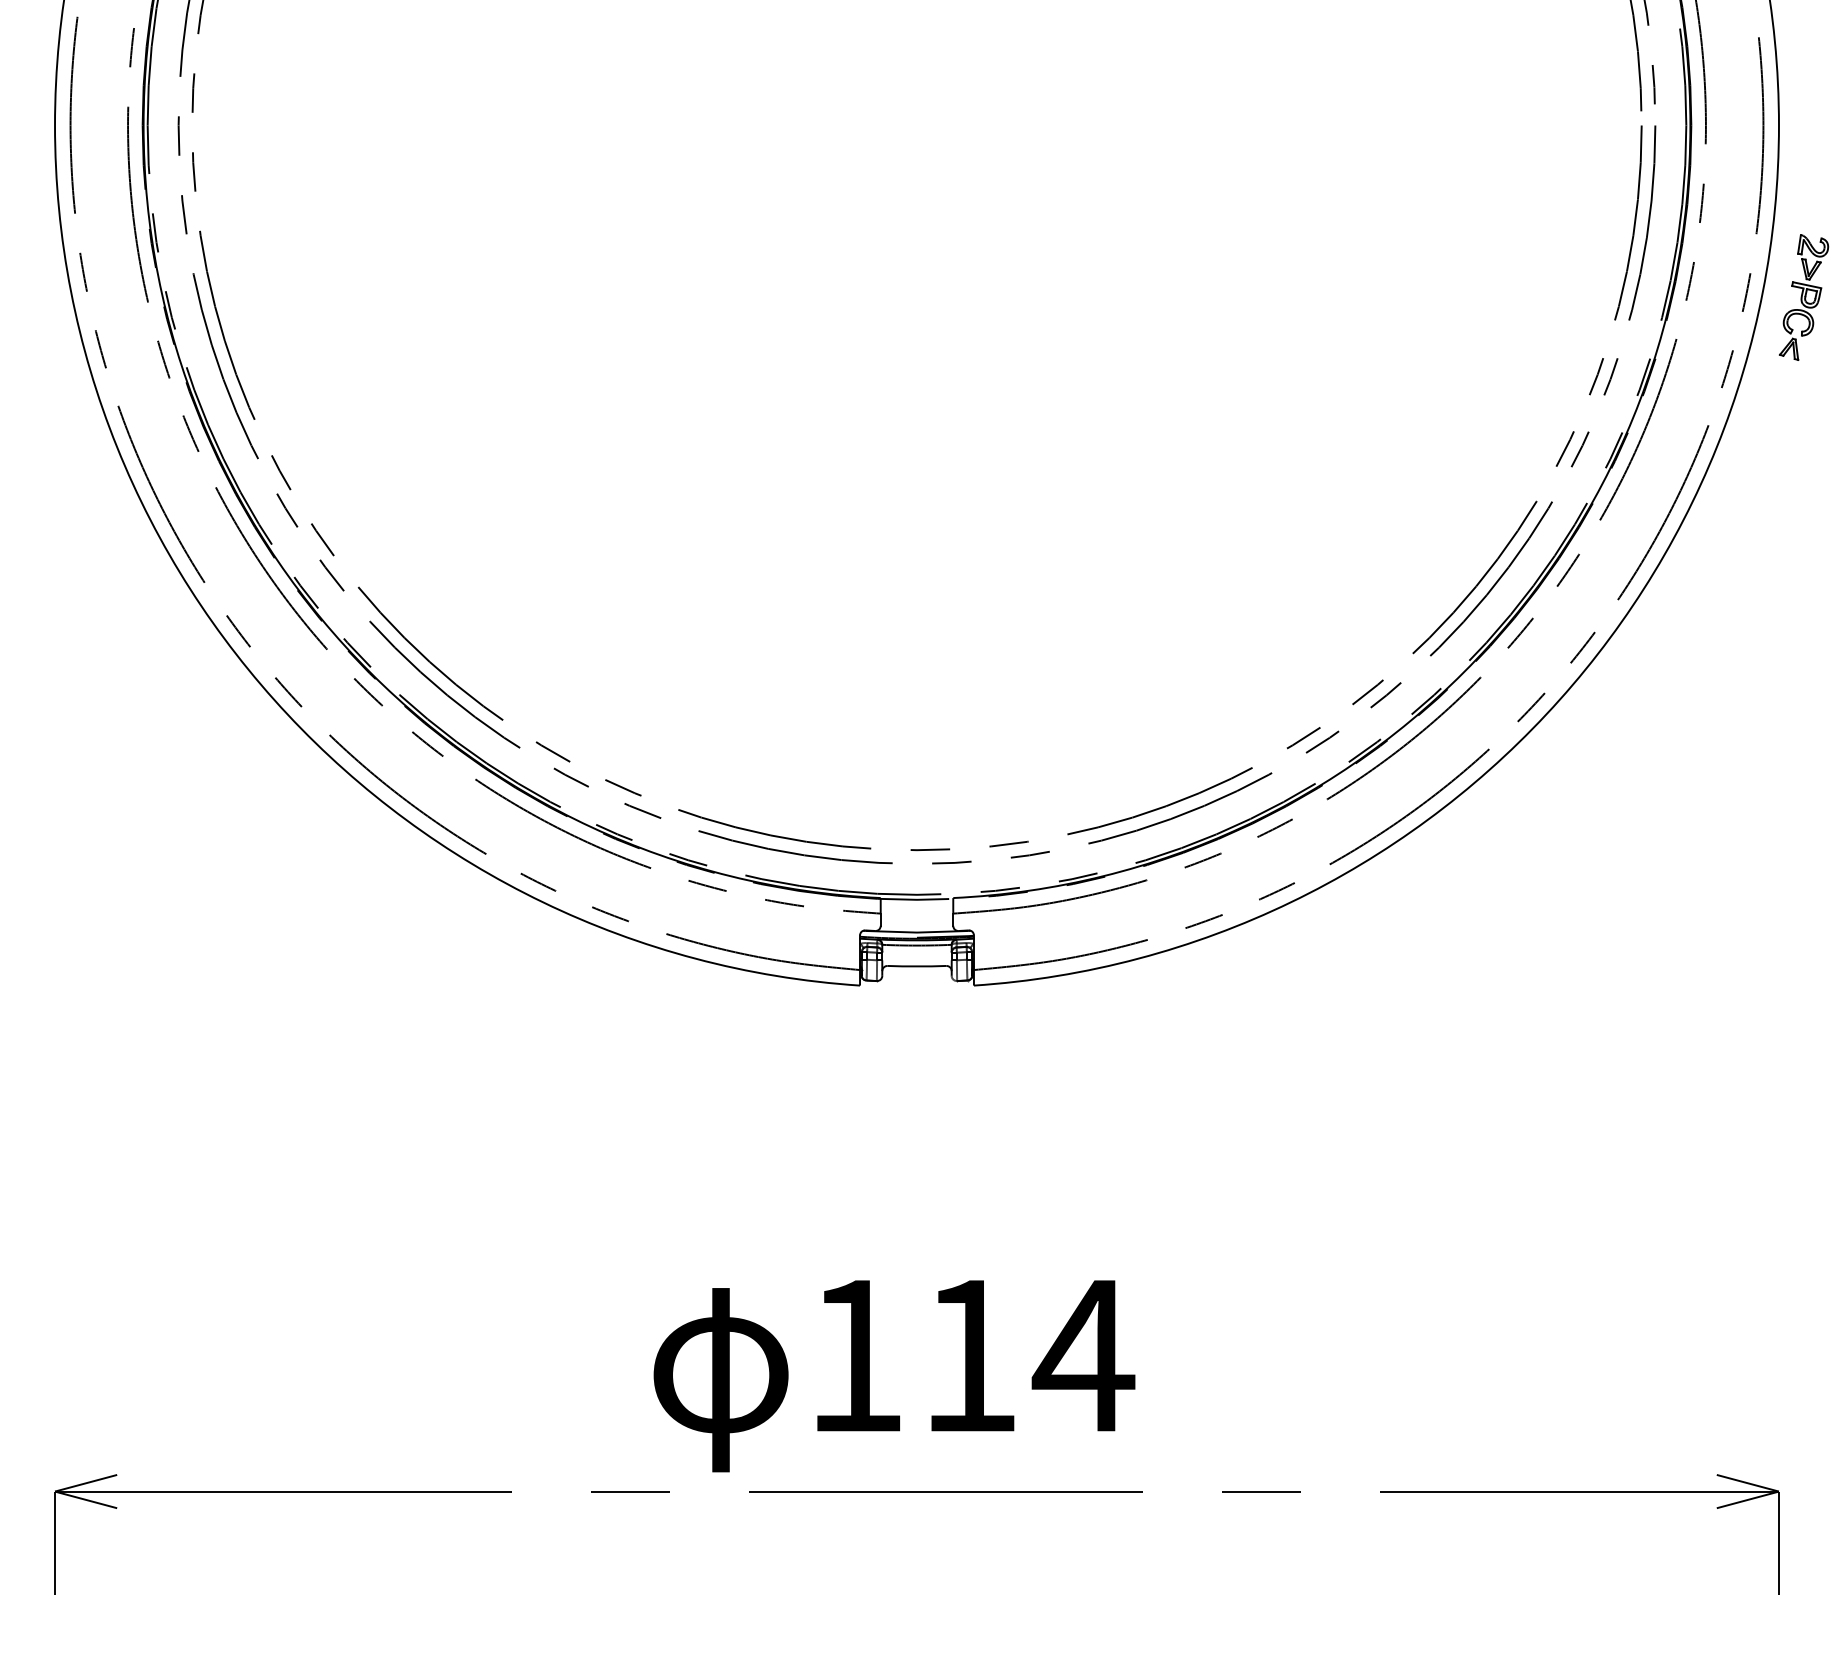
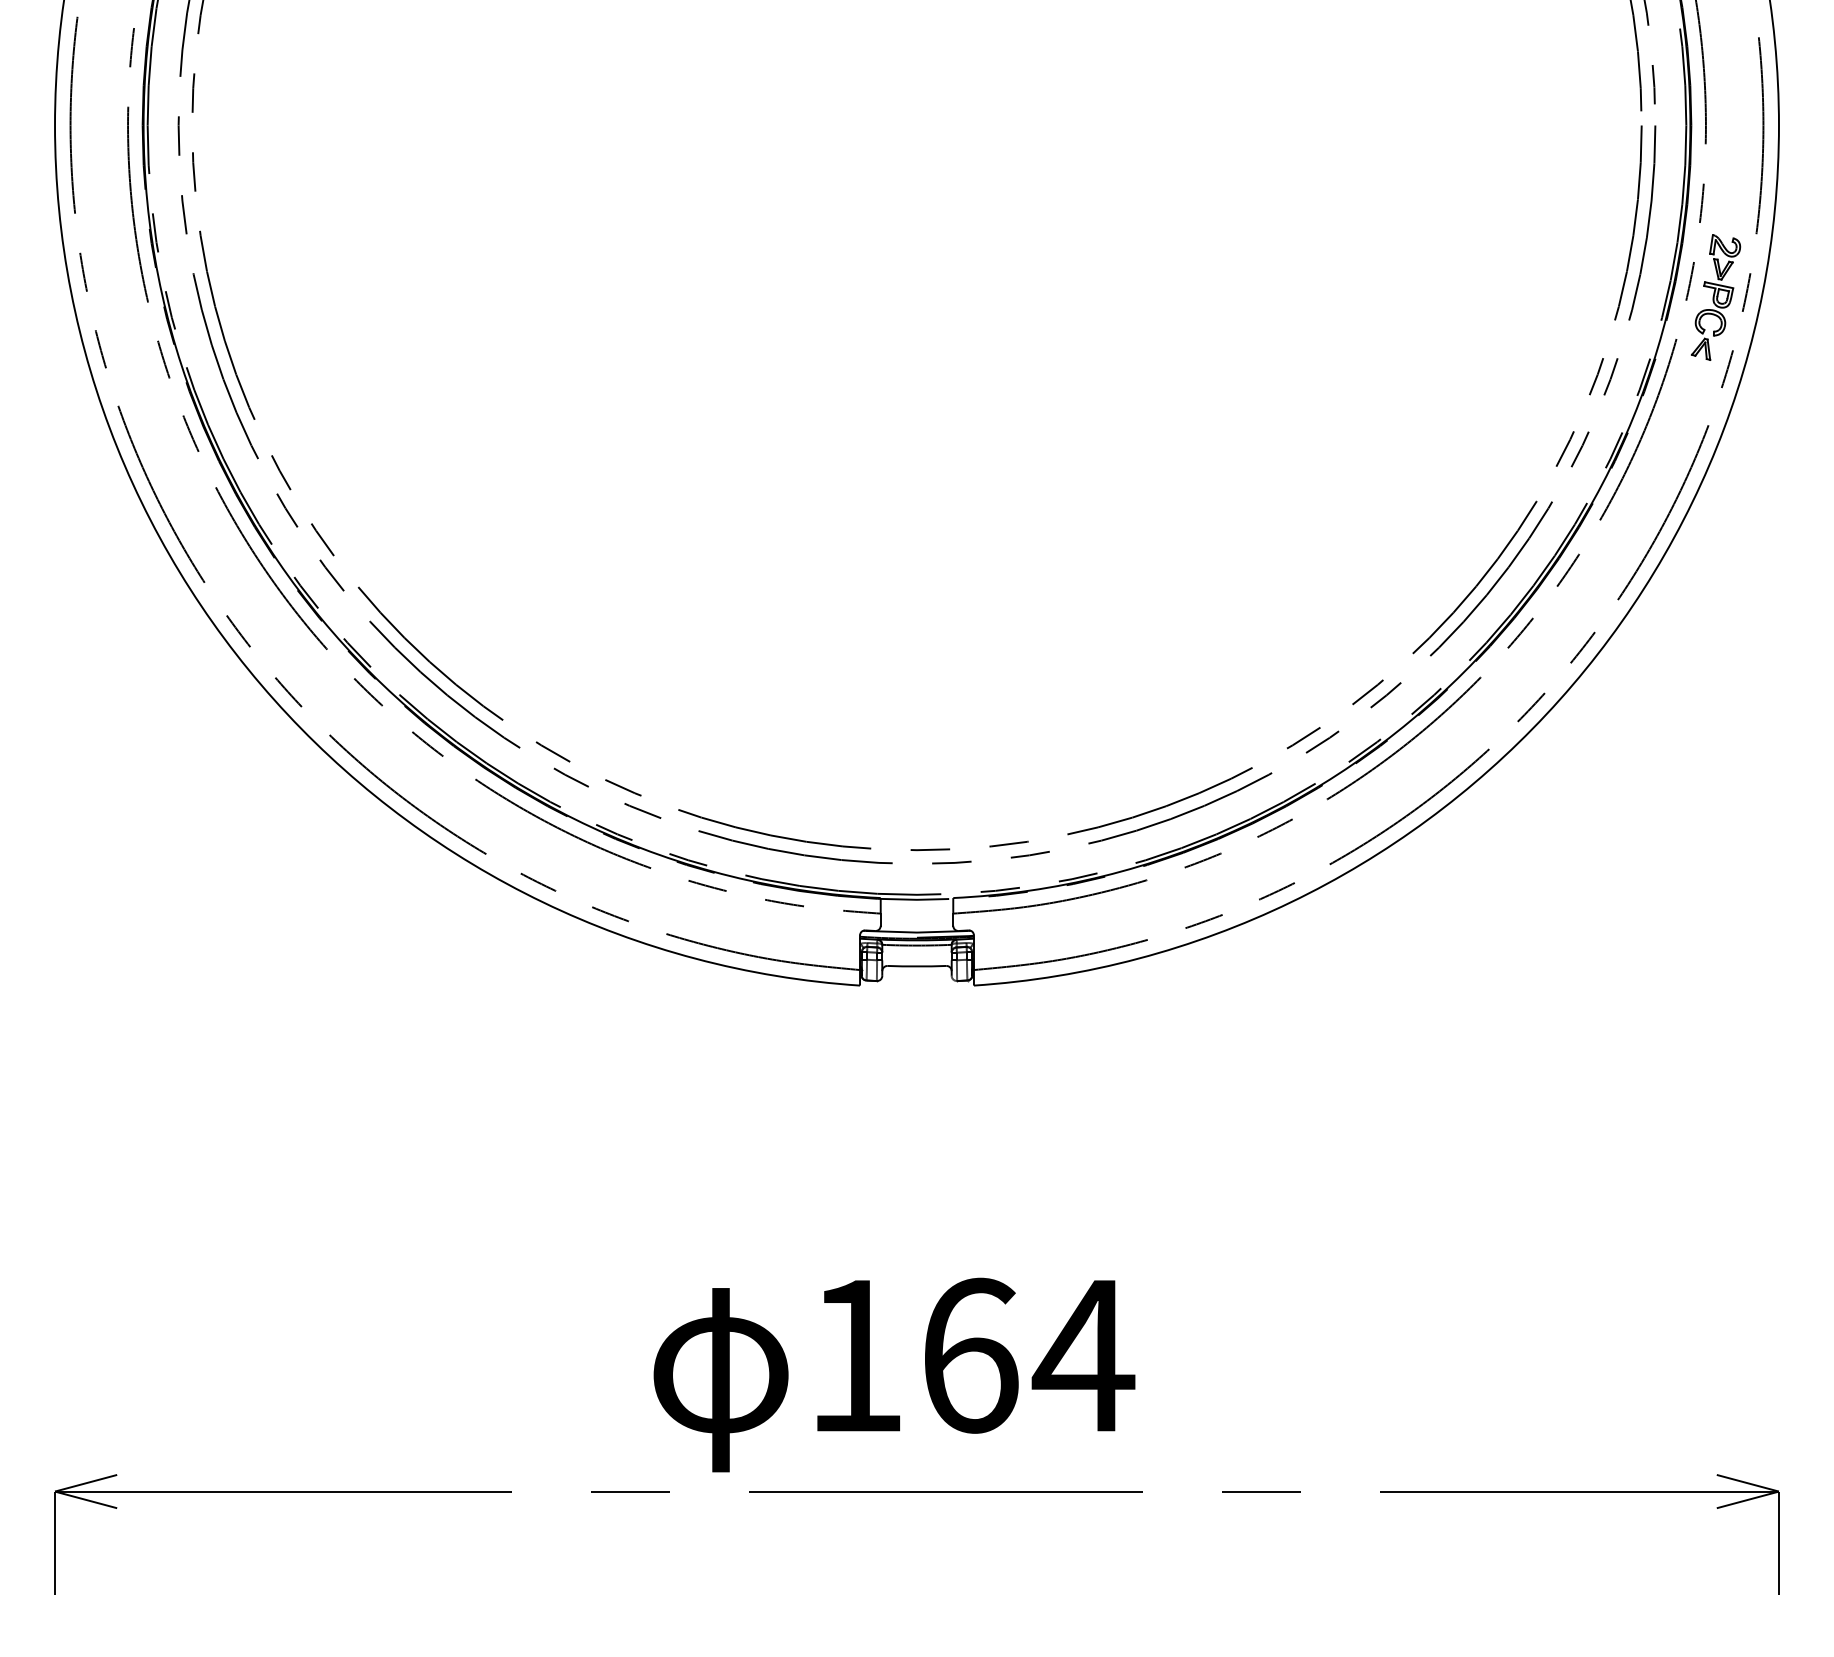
part position: (1804, 297) -> (1716, 297) (1716, 297)
text: 114 -> 164 (971, 1355)
